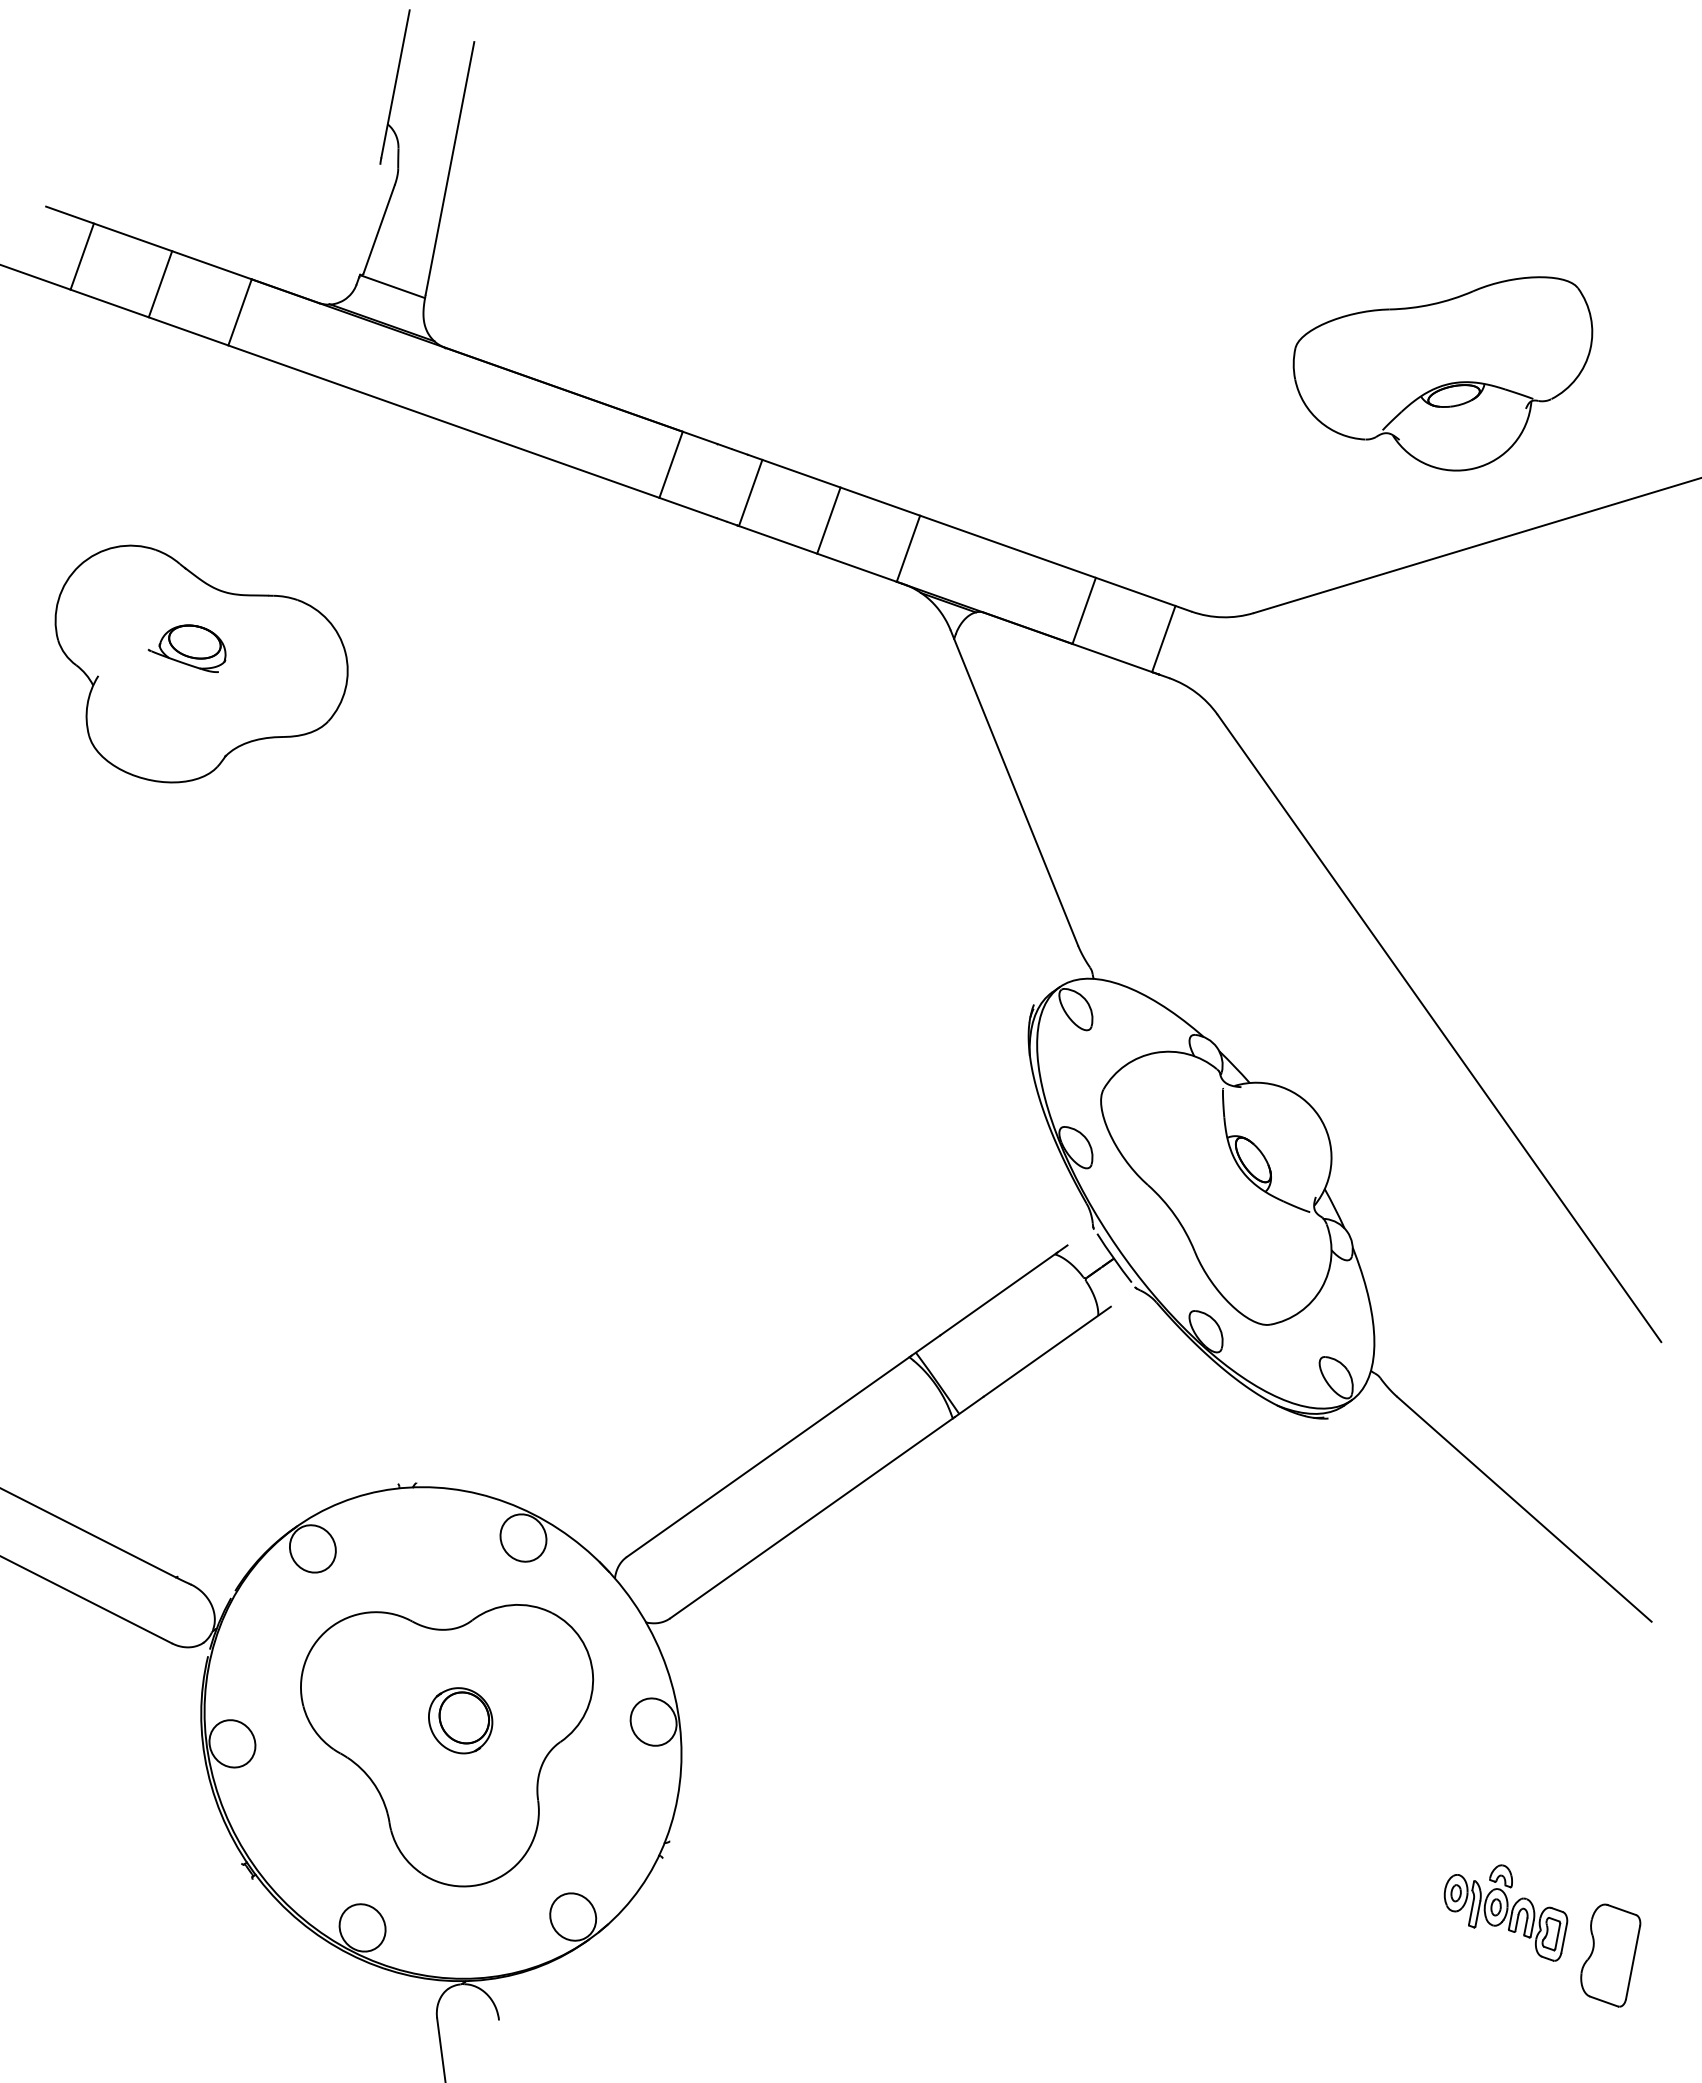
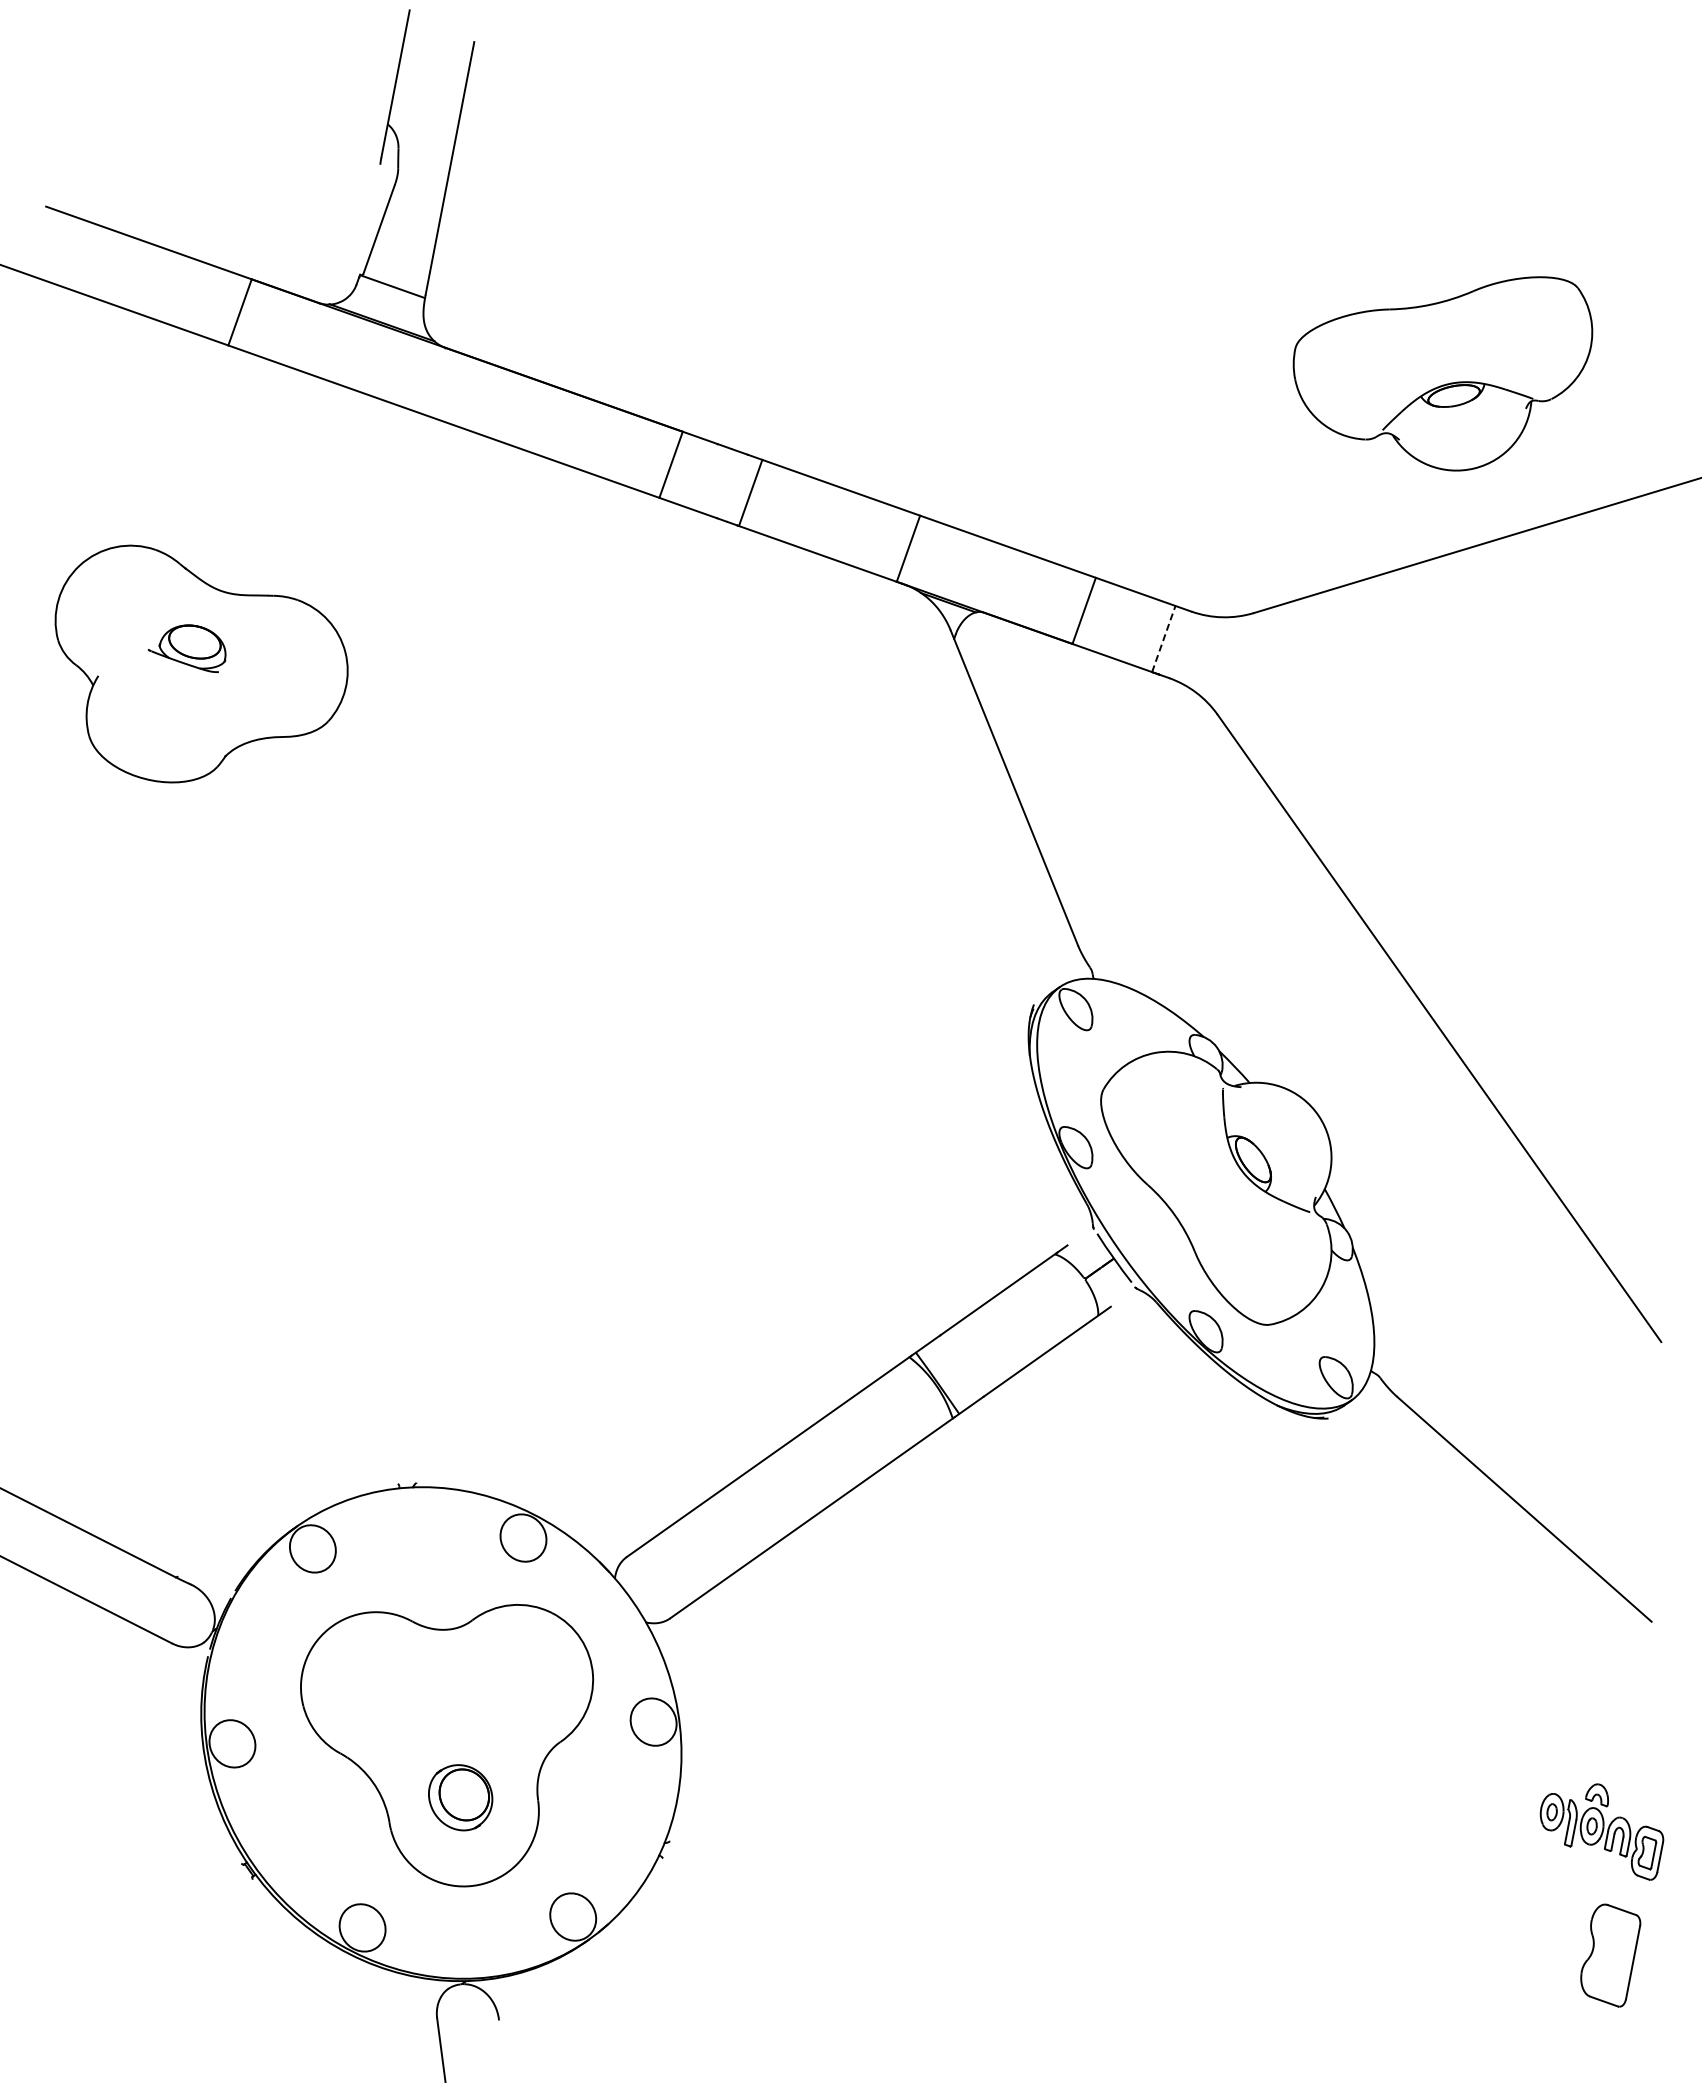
line: present -> none (81, 256)
line: present -> none (160, 284)
line: present -> none (828, 520)
line: solid -> dashed (1163, 638)
part position: (460, 1720) -> (460, 1797) (460, 1797)
part position: (1505, 1912) -> (1601, 1831) (1601, 1831)
